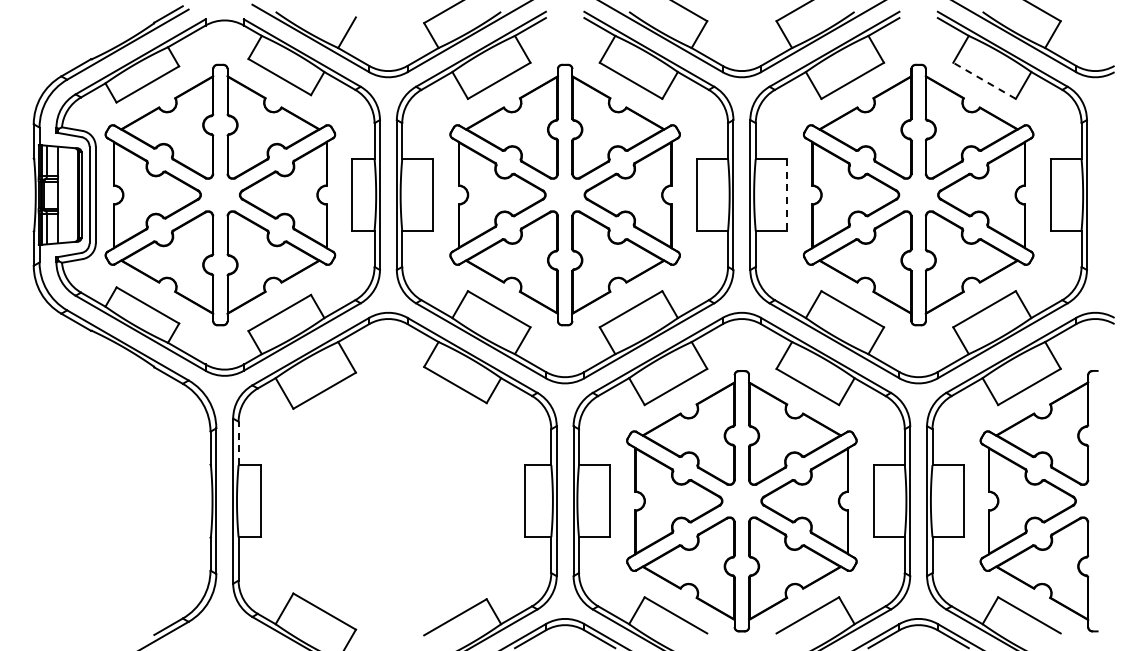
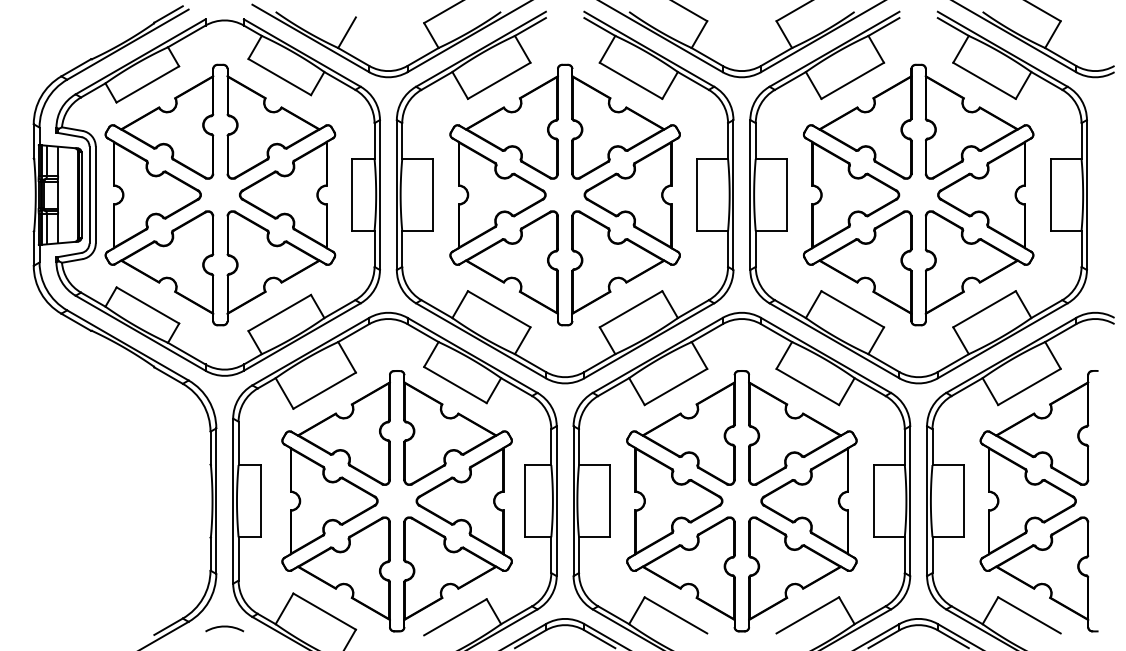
line: dashed -> solid (984, 80)
line: dashed -> solid (786, 195)
line: dashed -> solid (238, 443)
part: none -> present (396, 501)
arc: none -> present (224, 627)
